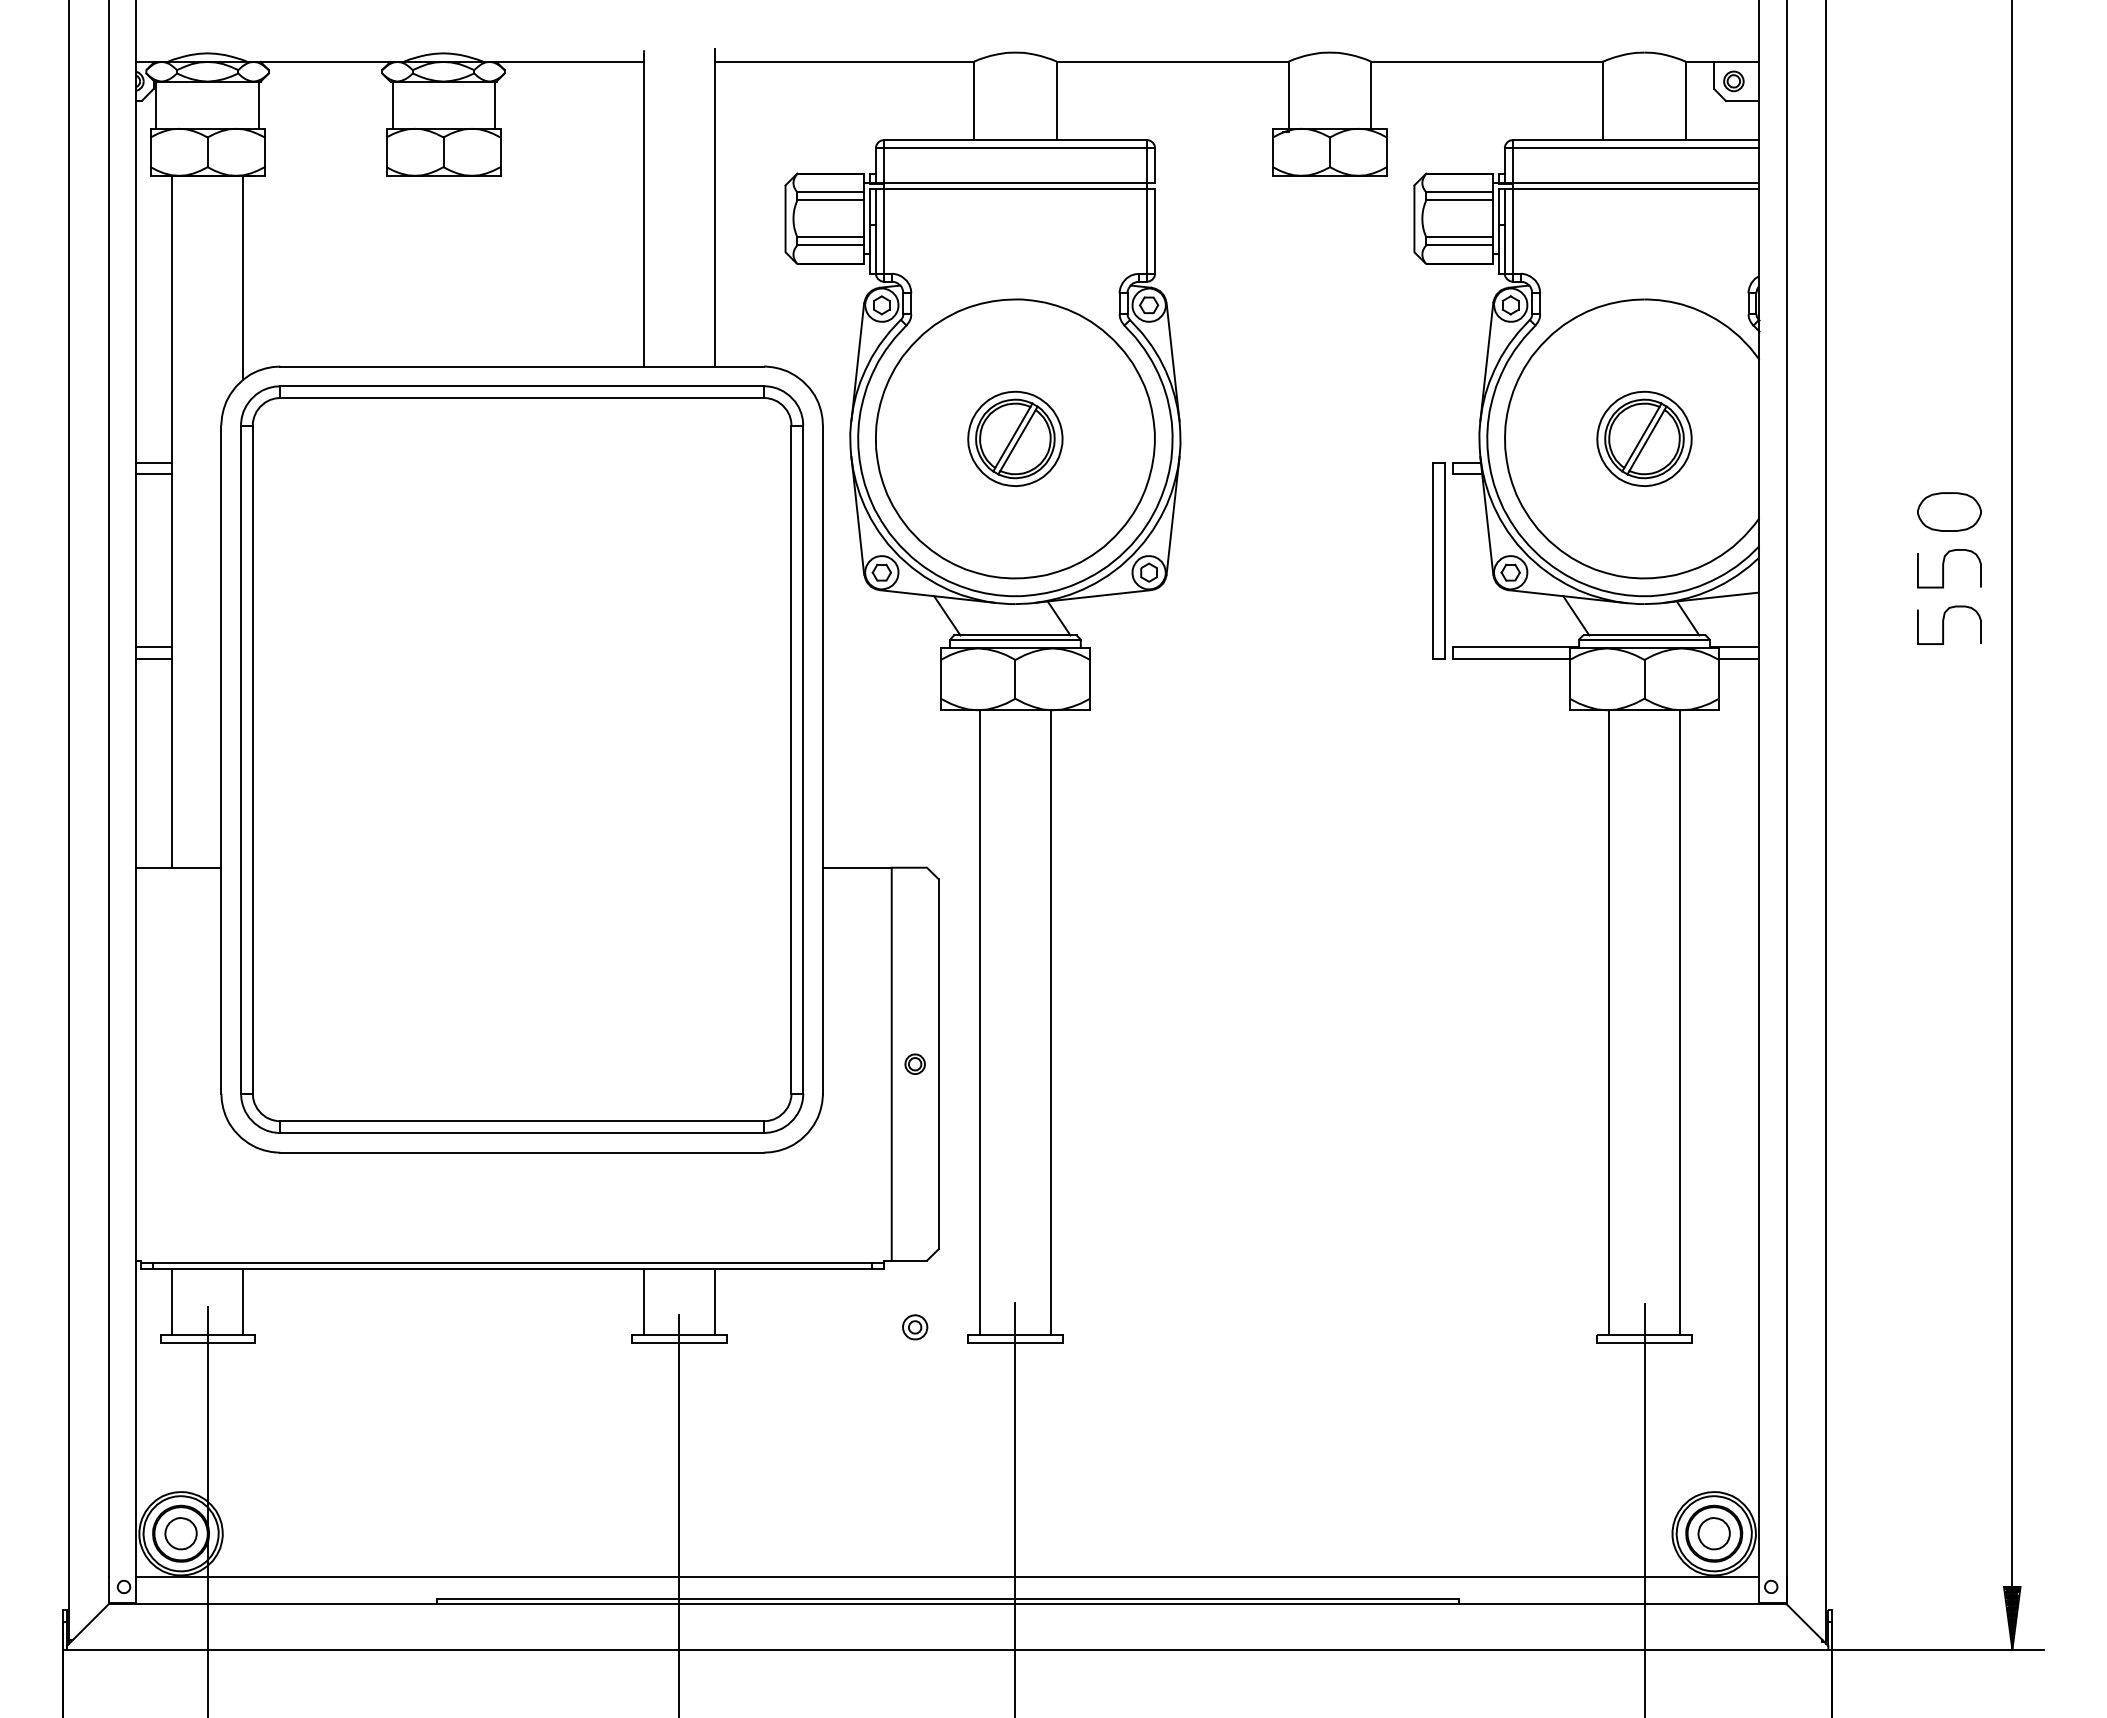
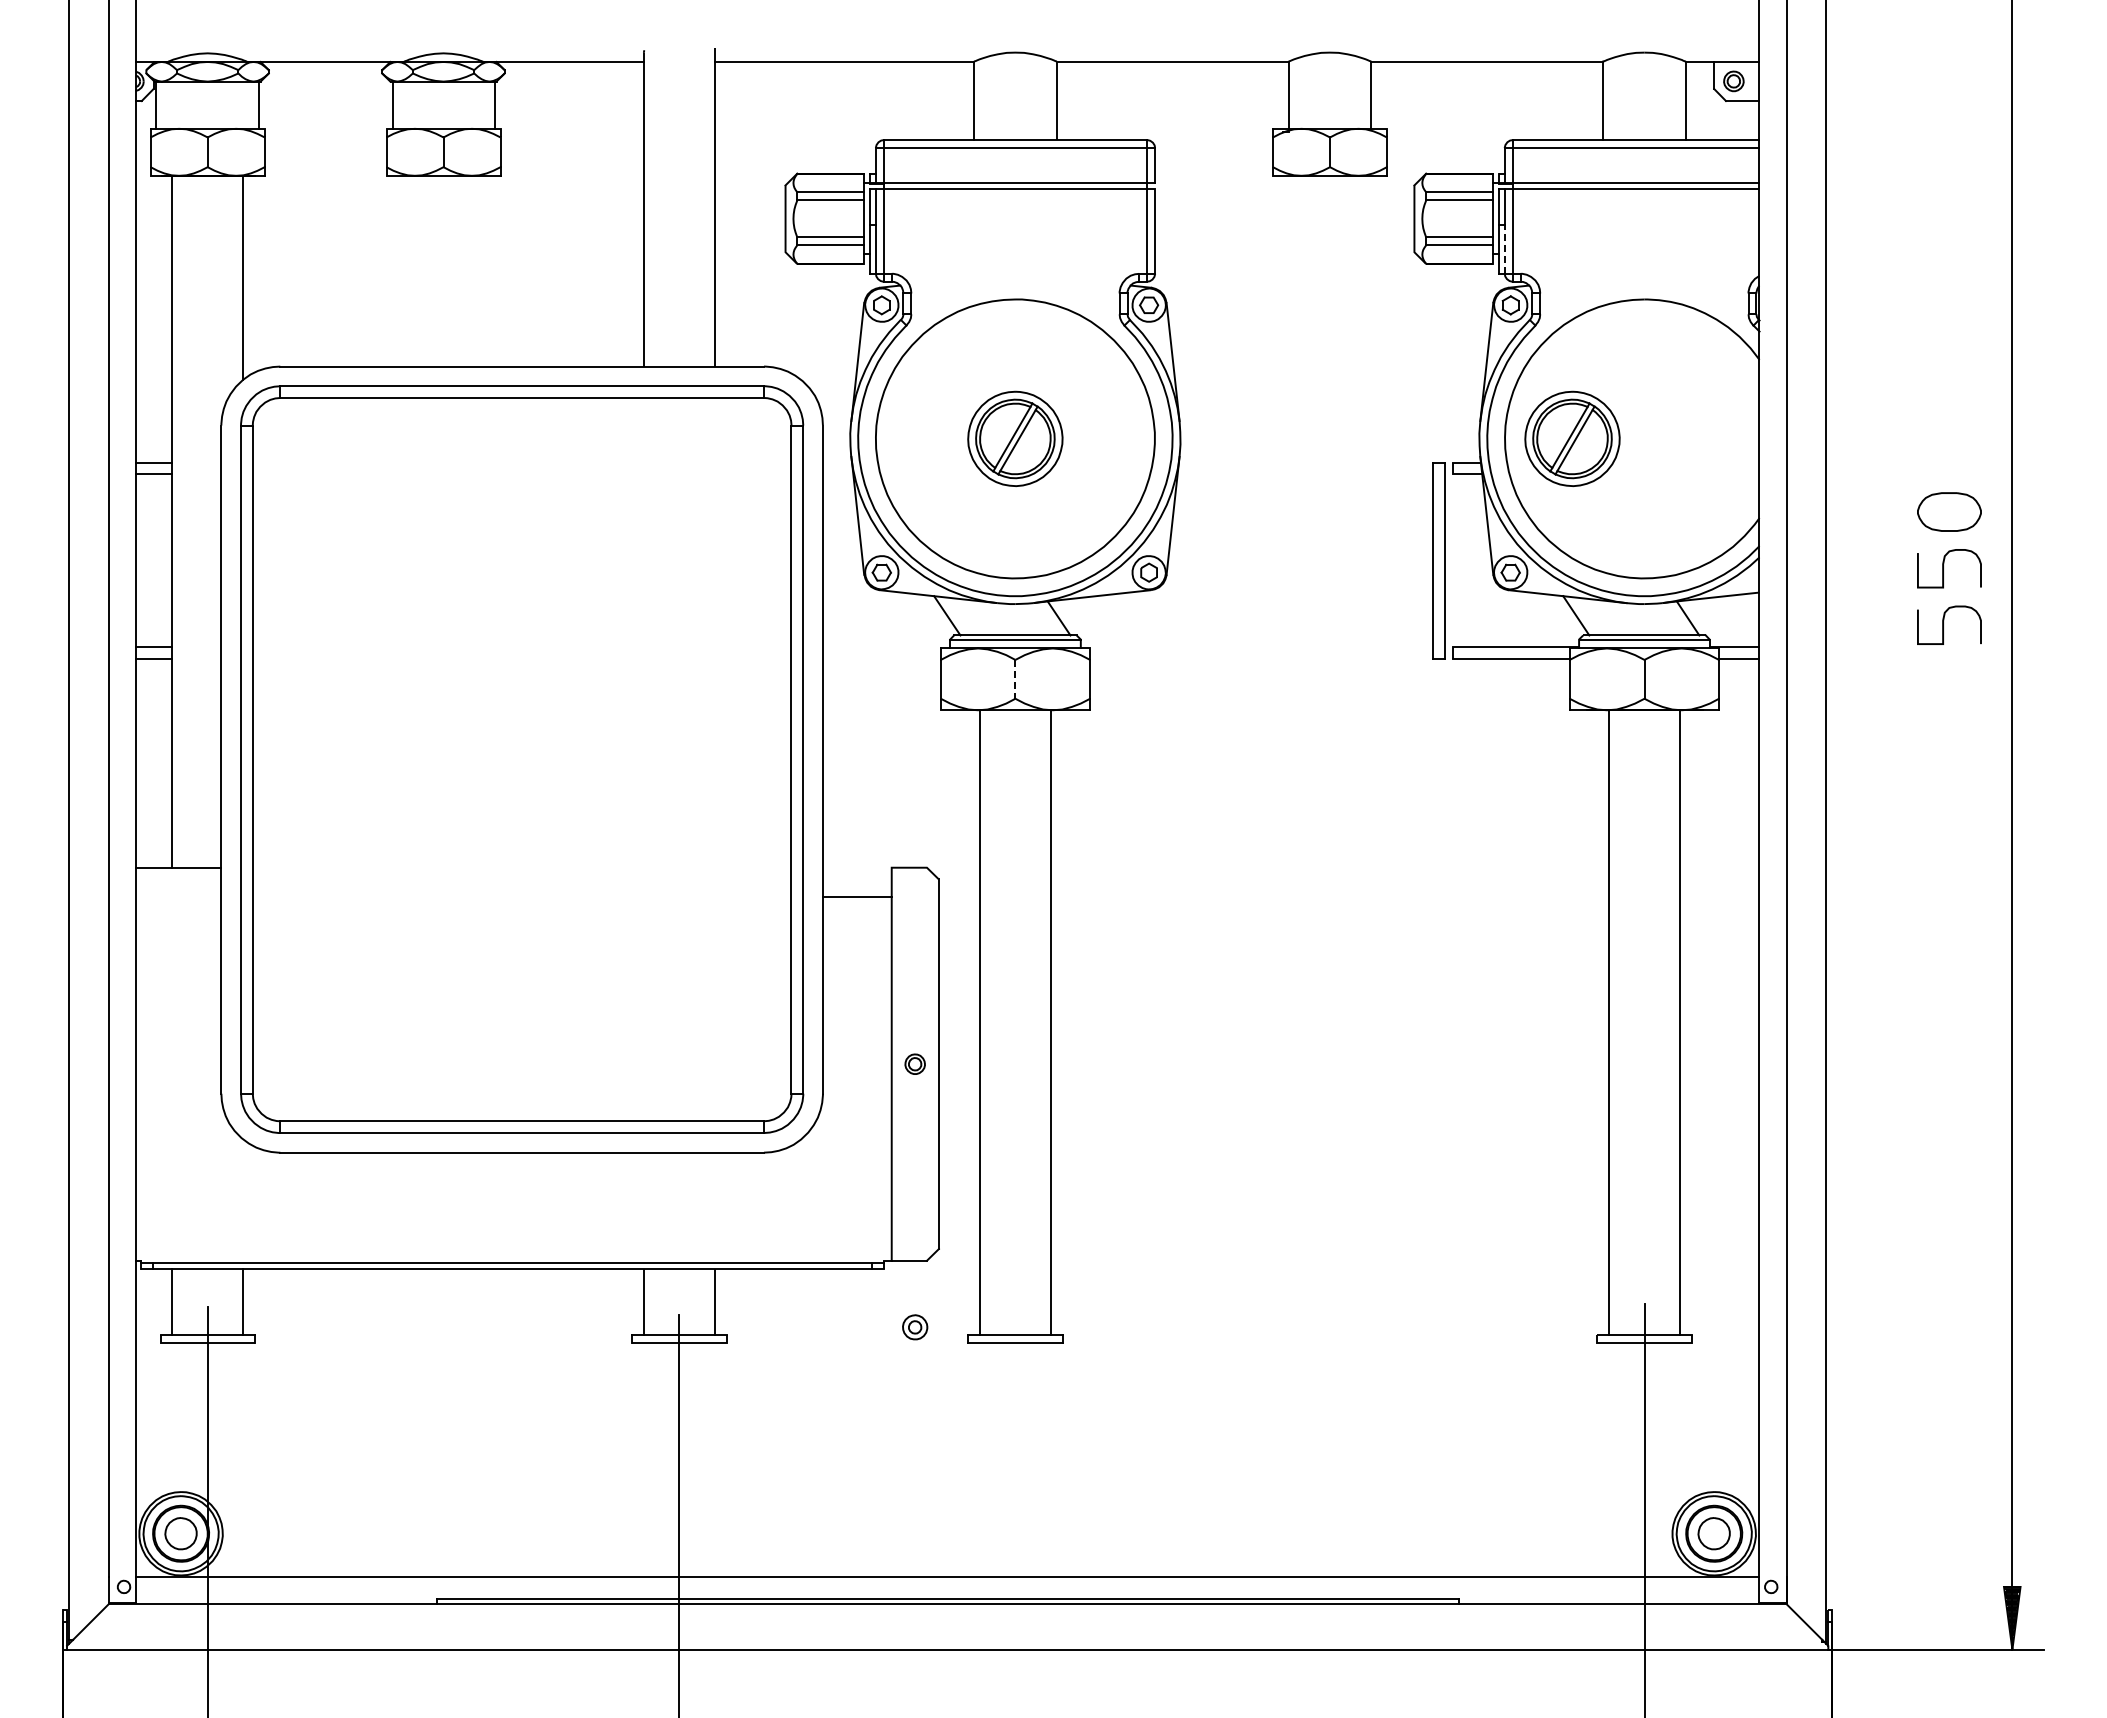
line: solid -> dashed (1504, 249)
part position: (1644, 438) -> (1572, 438) (1572, 438)
line: solid -> dashed (1015, 679)
line position: (856, 867) -> (856, 896) (856, 896)
line: present -> none (1015, 1508)
